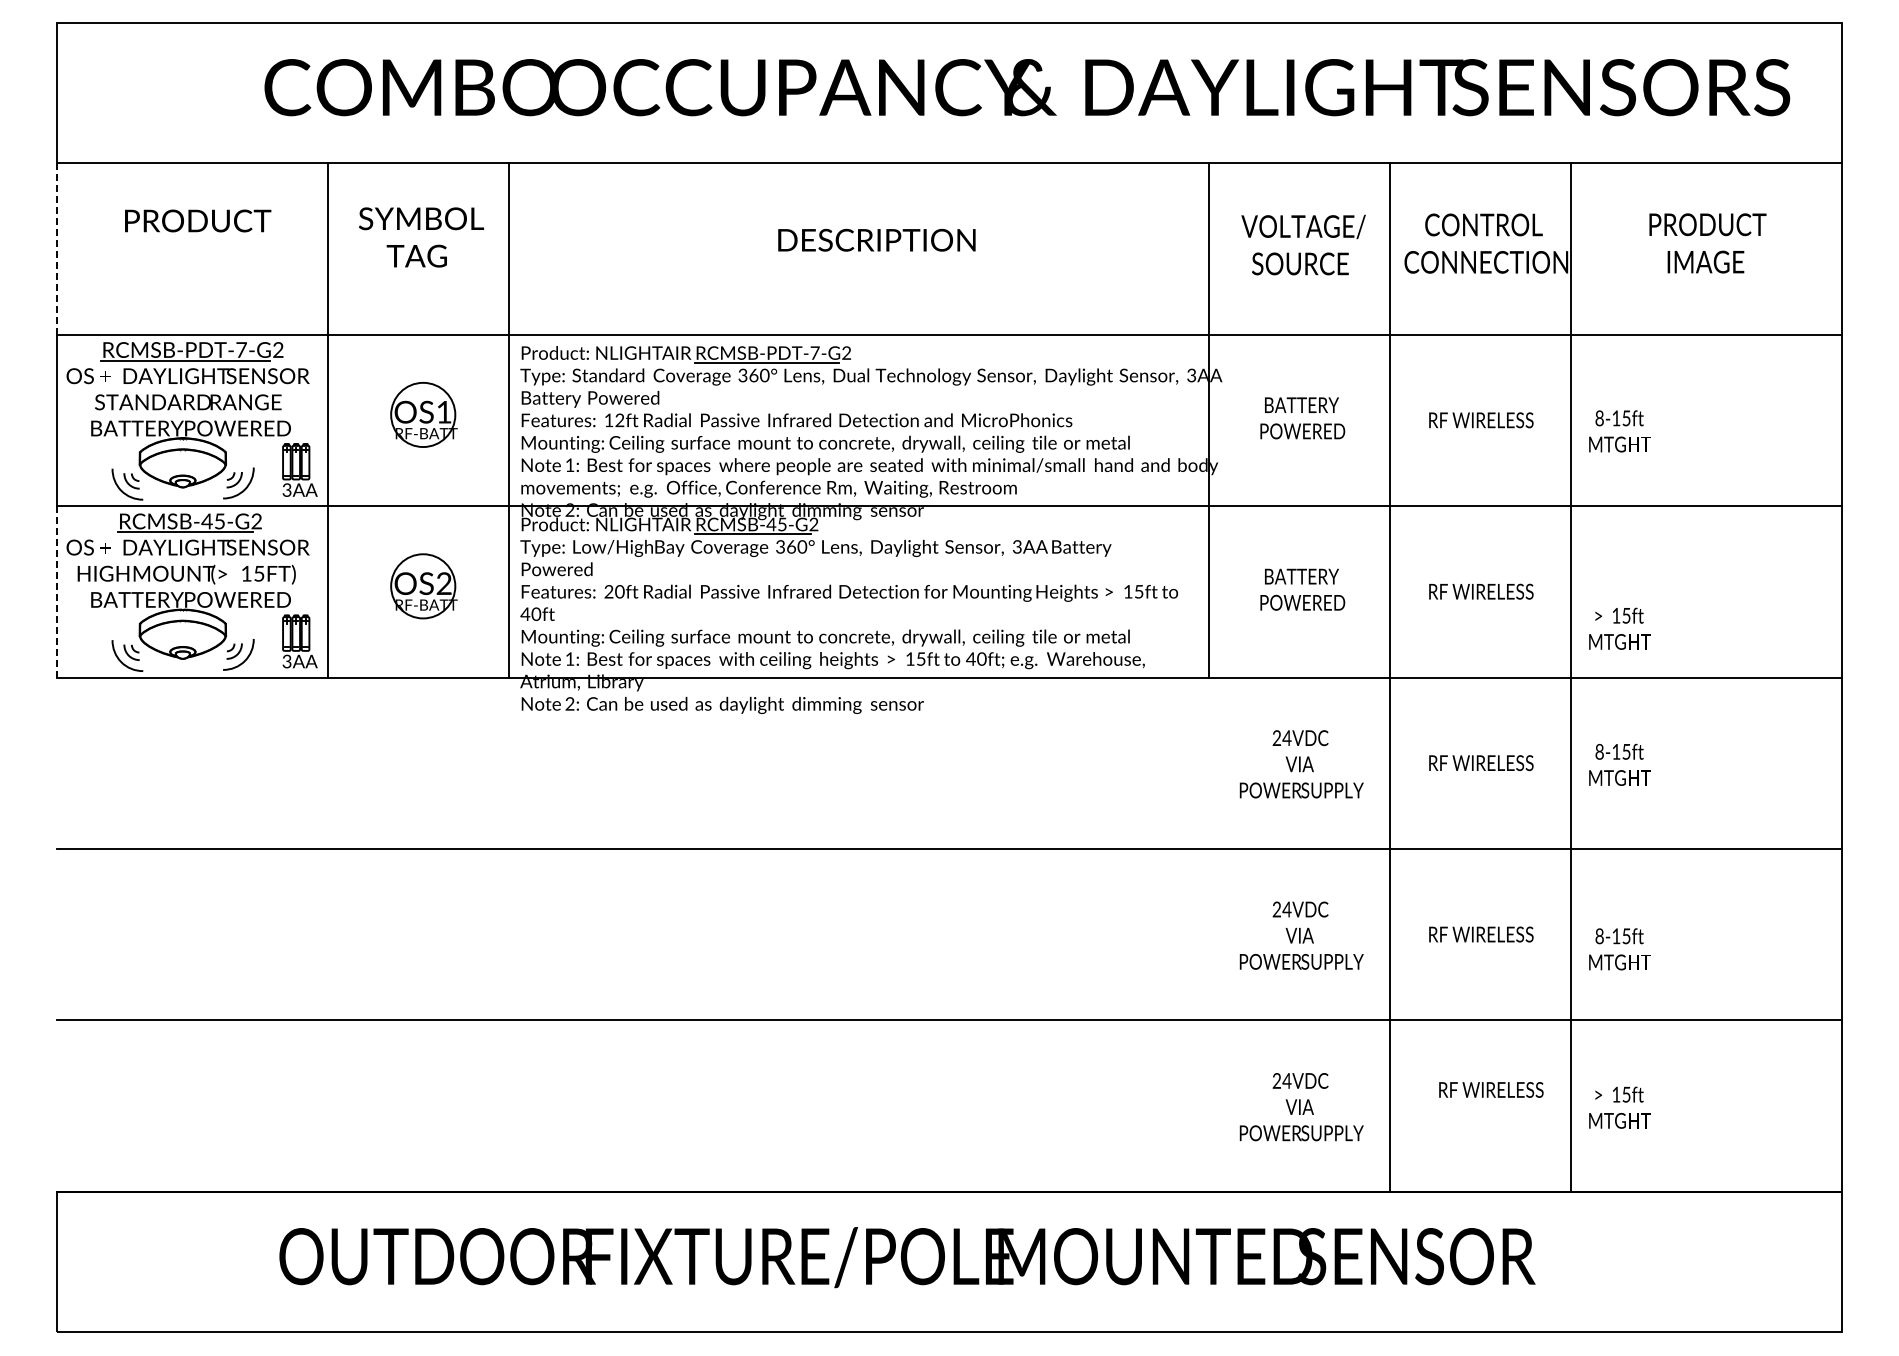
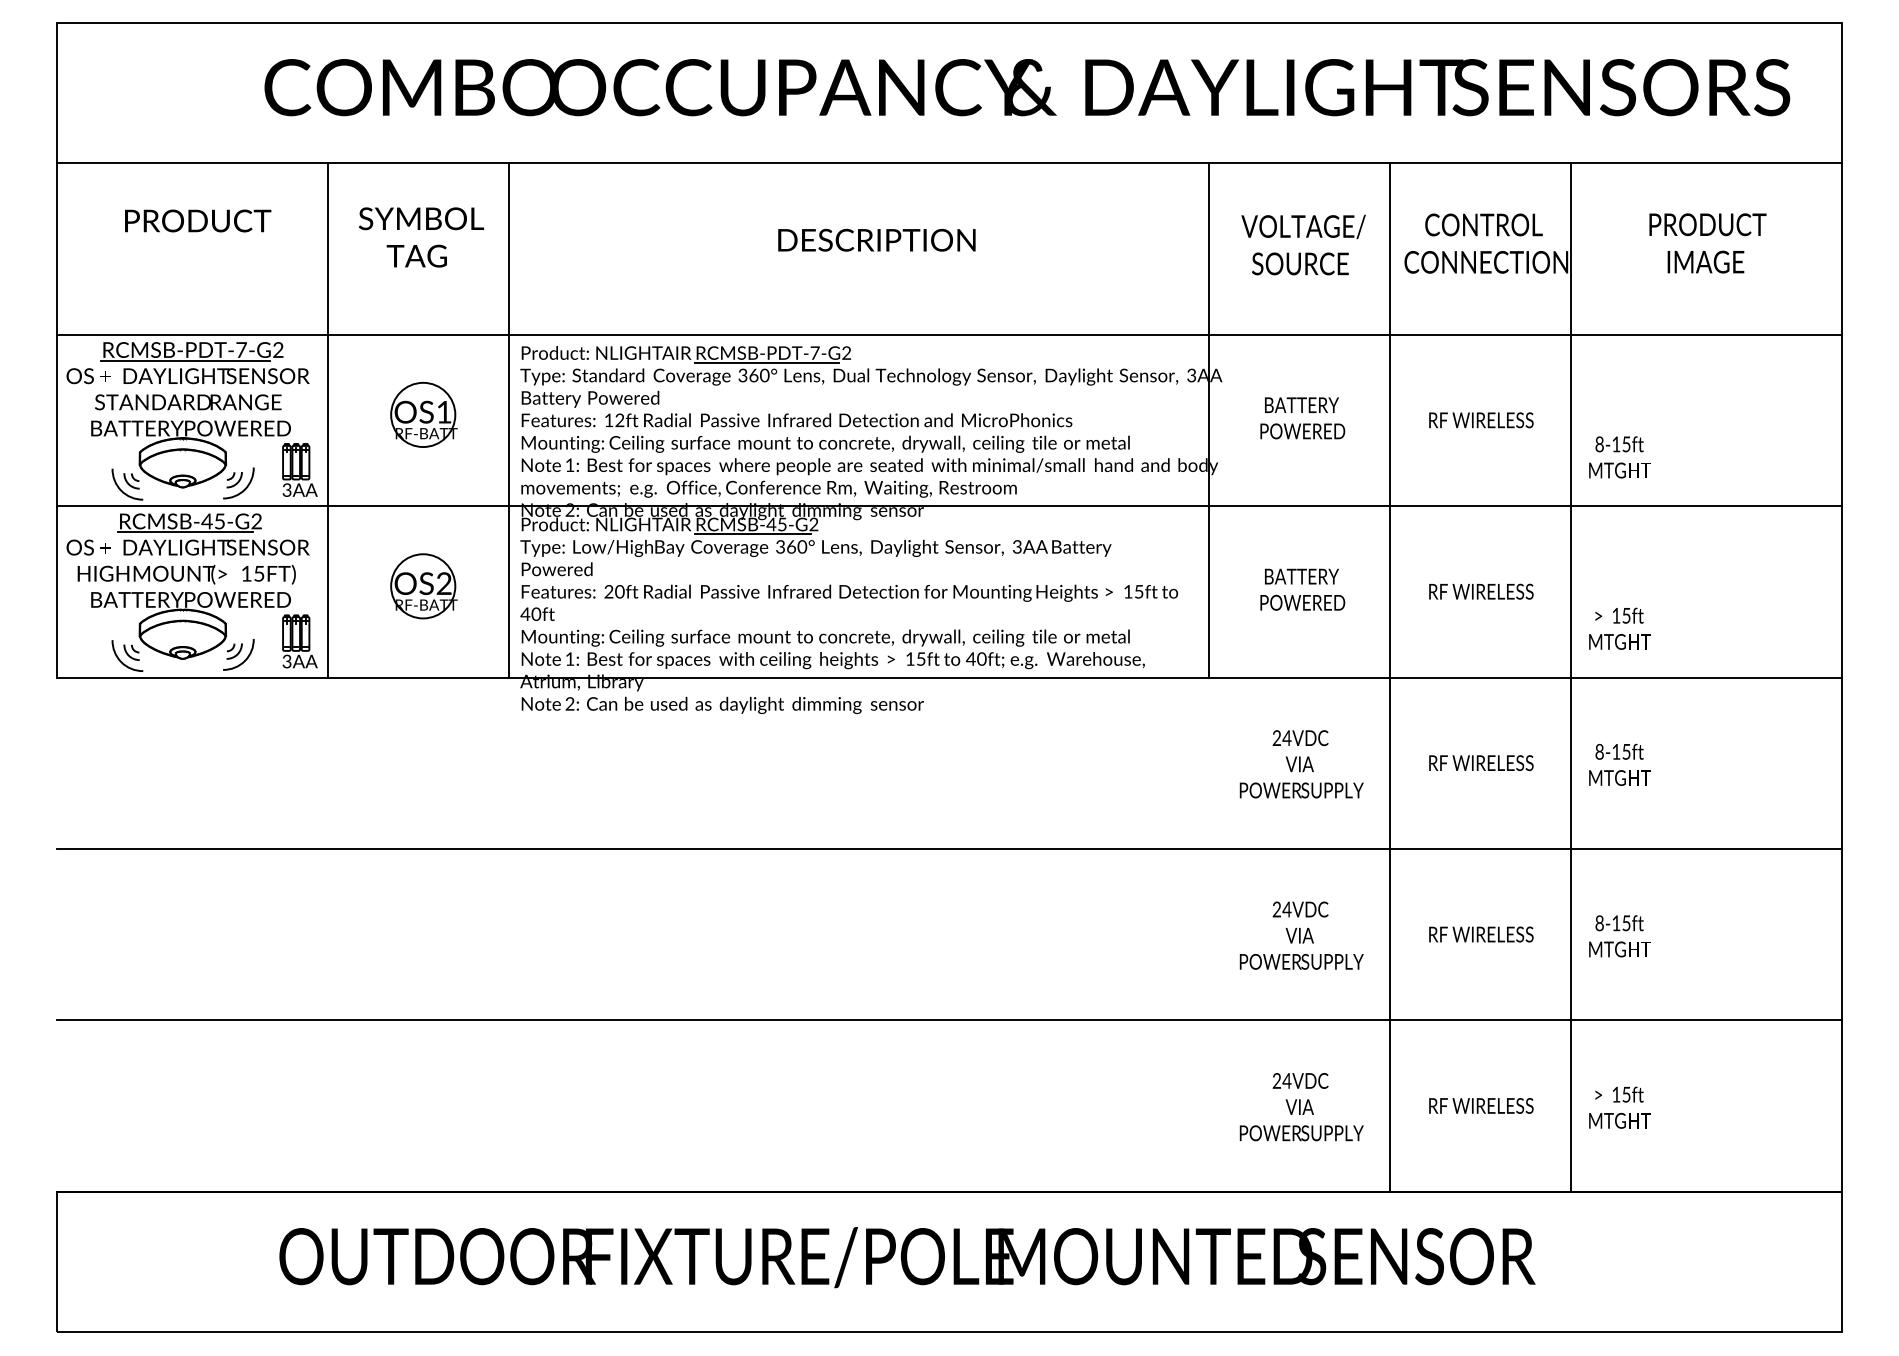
line: dashed -> solid (56, 248)
text position: (1619, 431) -> (1619, 457) (1619, 457)
line: dashed -> solid (56, 591)
text position: (1619, 949) -> (1619, 936) (1619, 936)
text position: (1491, 1089) -> (1481, 1105) (1481, 1105)
